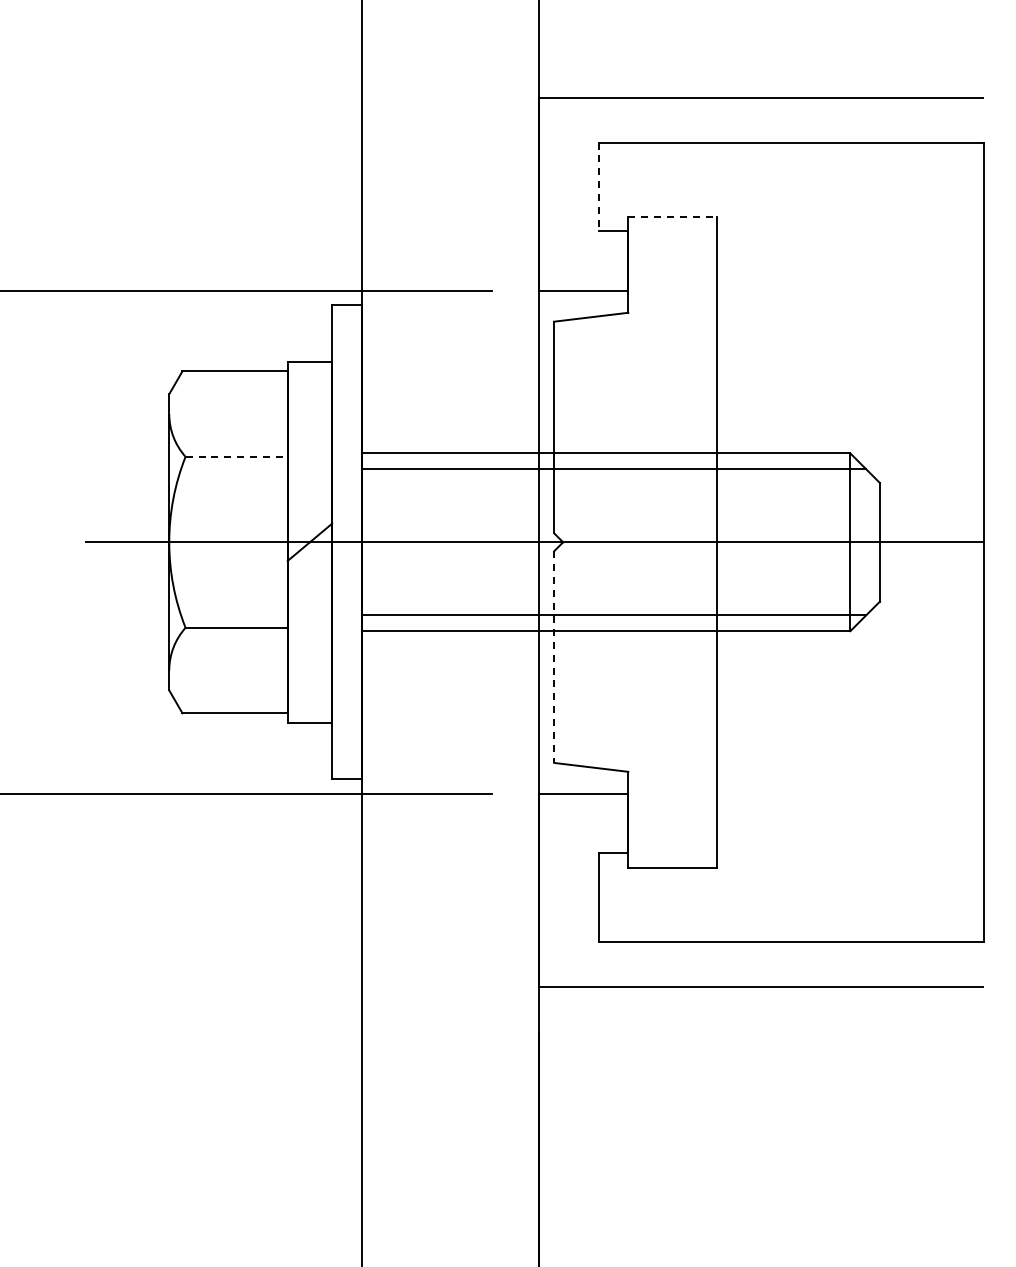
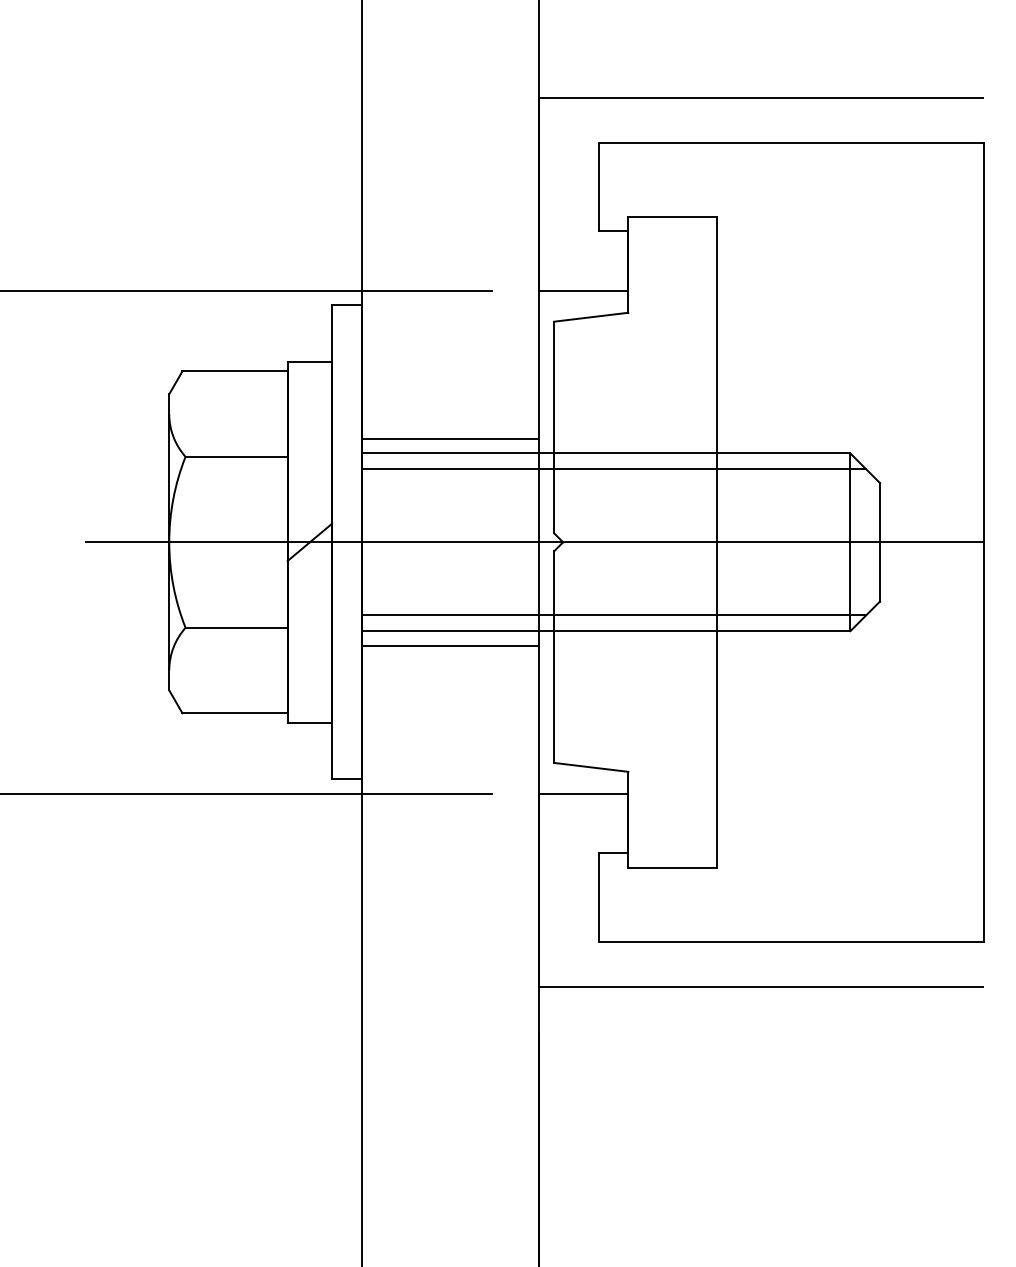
line: dashed -> solid (598, 187)
line: dashed -> solid (673, 216)
line: none -> present (450, 438)
line: dashed -> solid (237, 456)
line: none -> present (450, 645)
line: dashed -> solid (554, 657)
